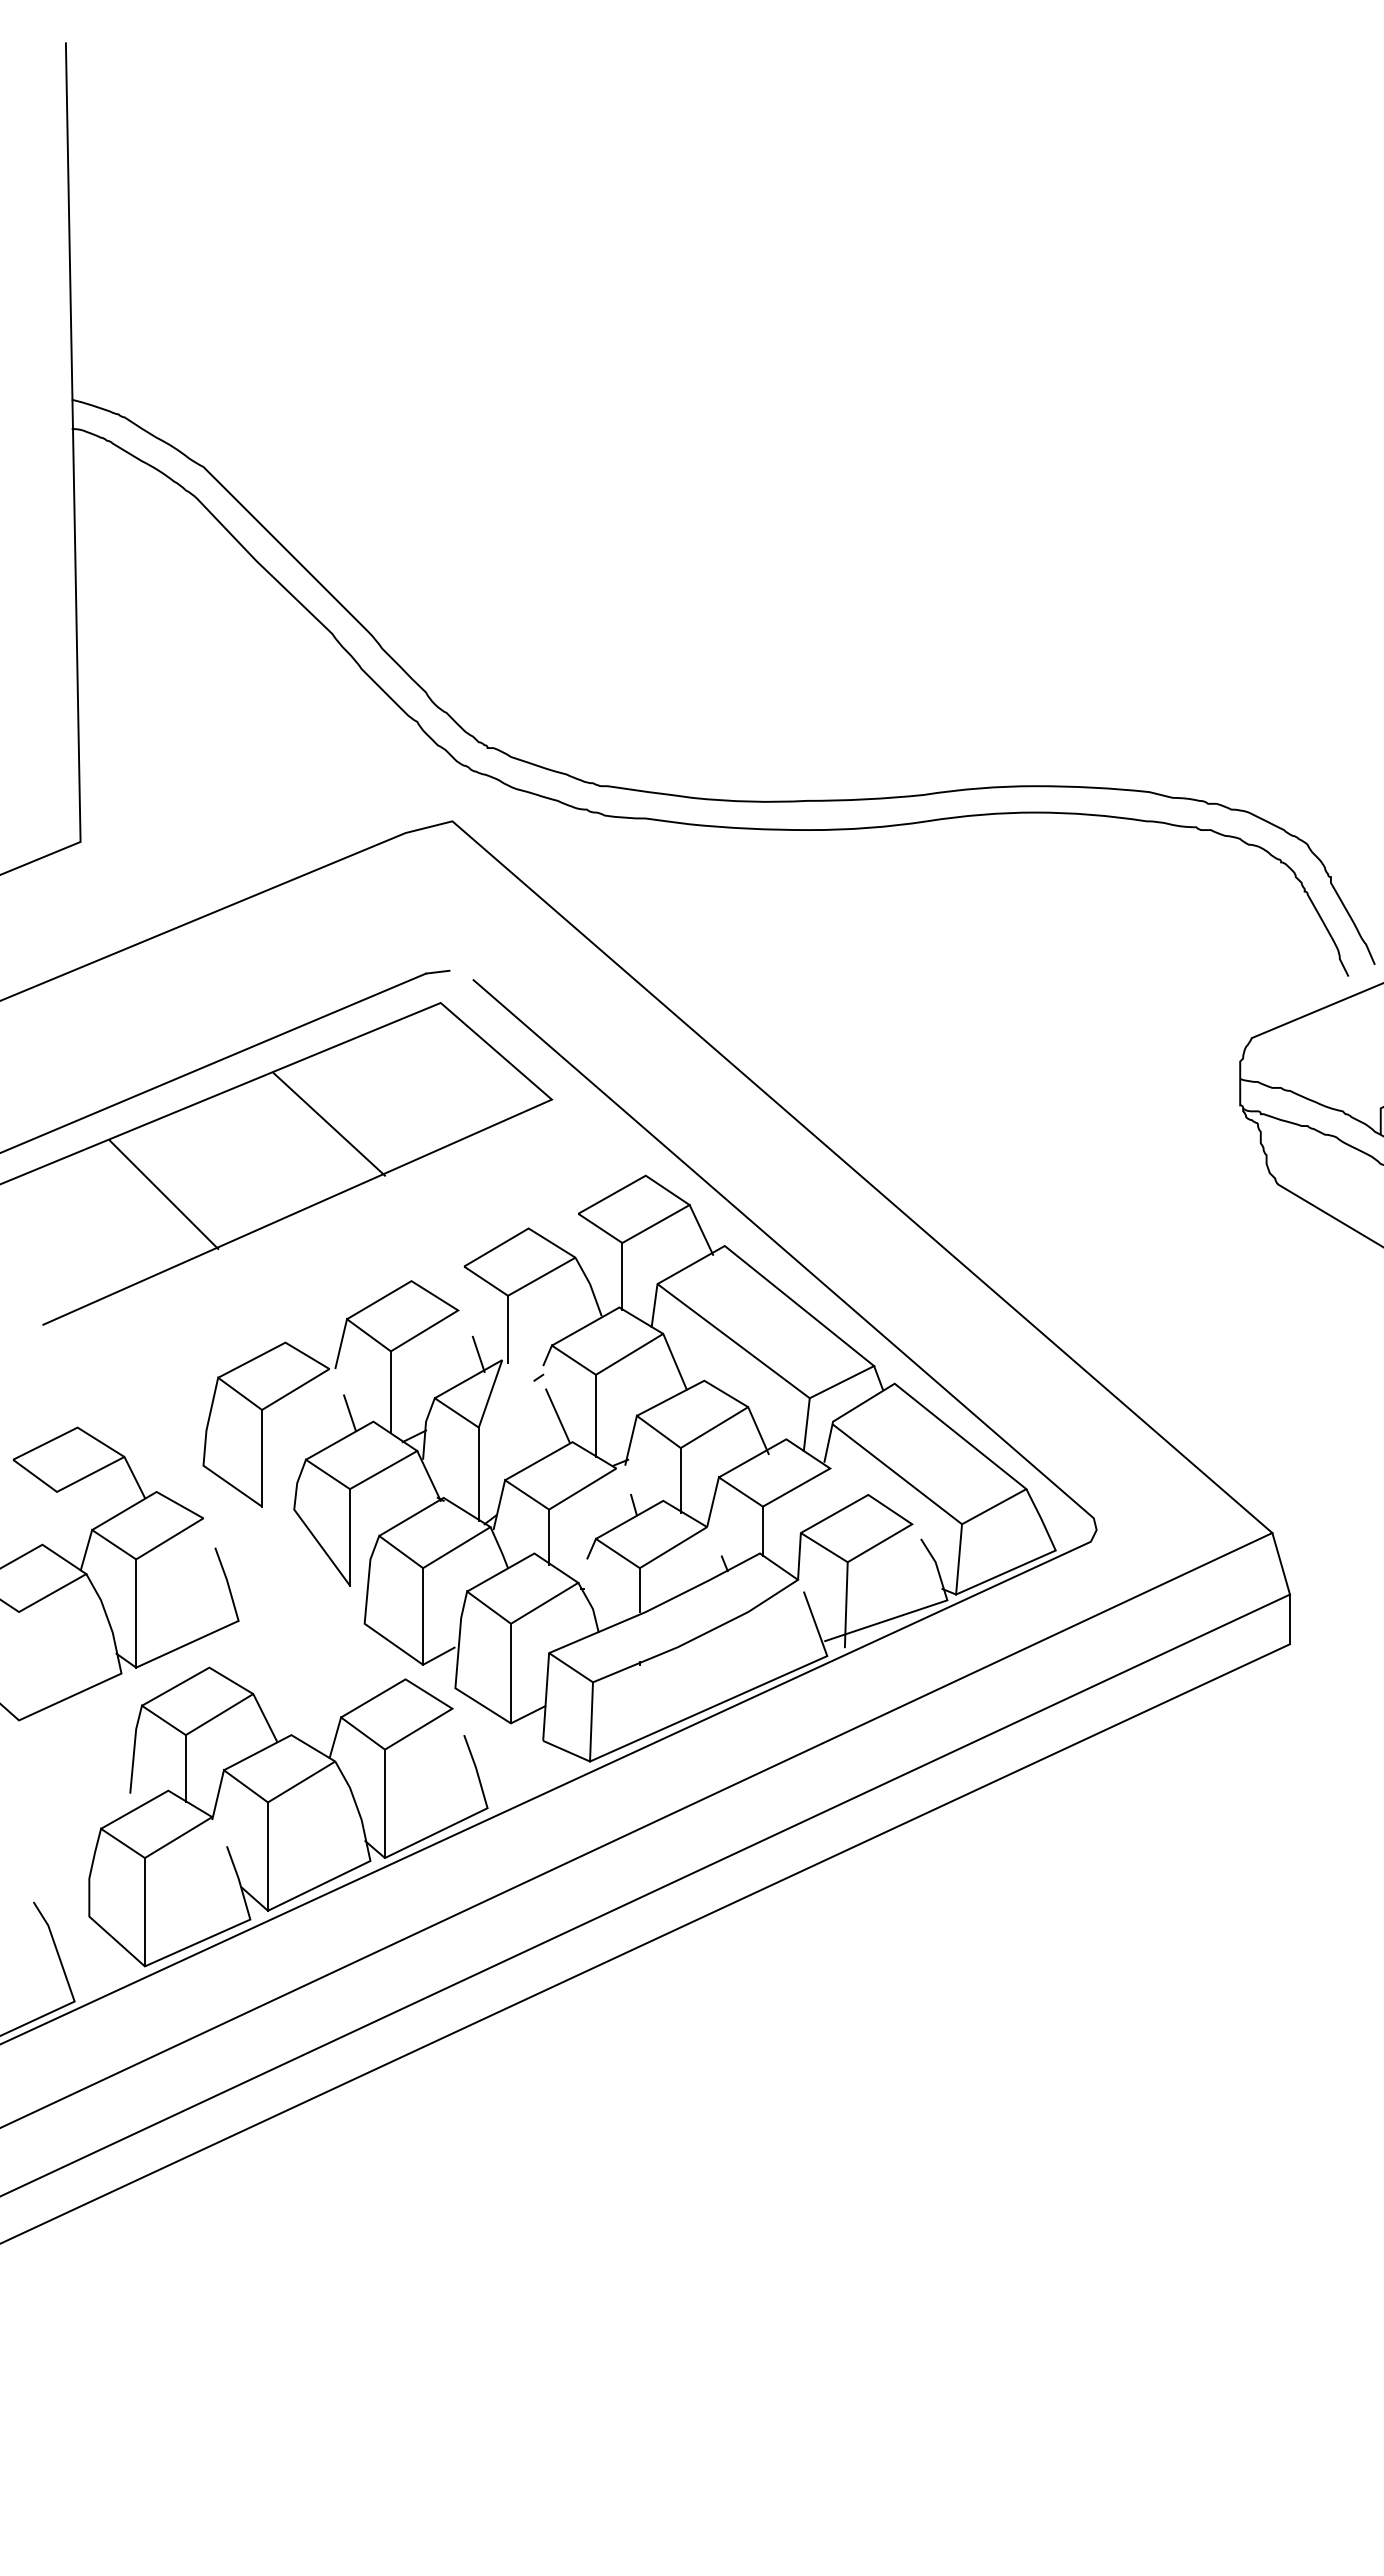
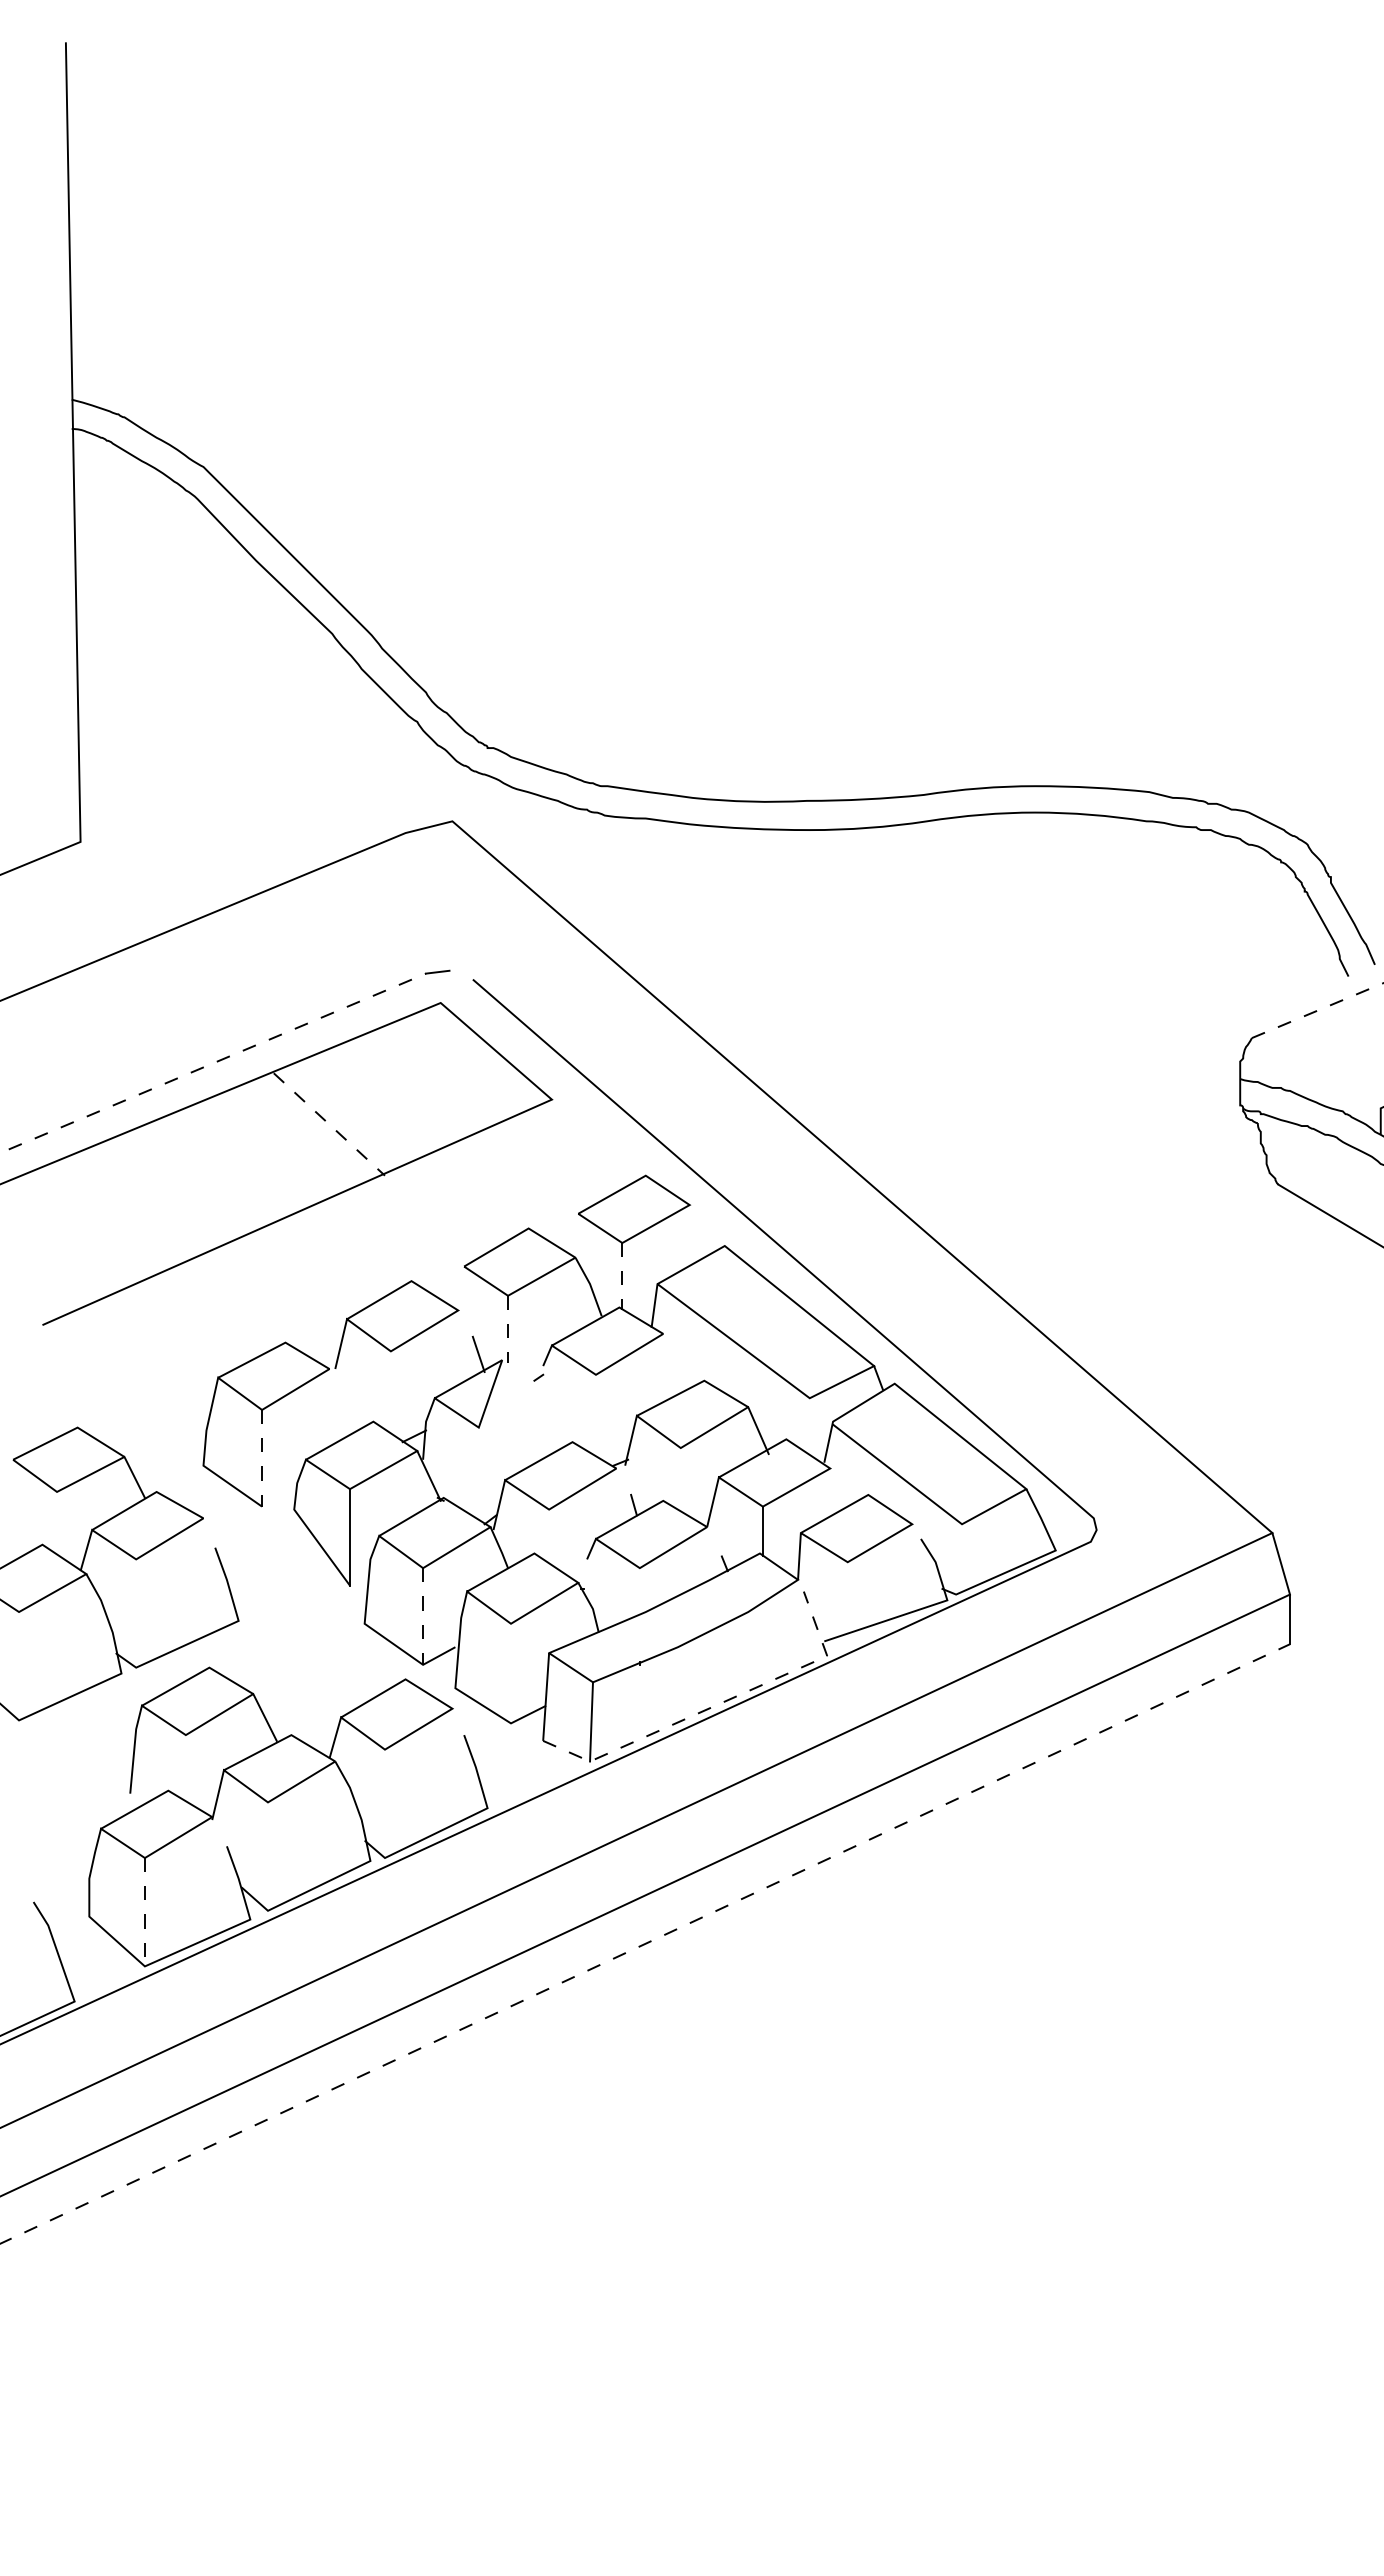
line: solid -> dashed (1318, 1010)
line: solid -> dashed (213, 1063)
line: solid -> dashed (329, 1124)
line: present -> none (163, 1194)
line: present -> none (701, 1229)
line: solid -> dashed (622, 1276)
line: solid -> dashed (508, 1329)
line: present -> none (674, 1361)
line: present -> none (390, 1392)
line: present -> none (349, 1412)
line: present -> none (557, 1415)
line: present -> none (595, 1415)
line: present -> none (806, 1424)
line: solid -> dashed (262, 1458)
line: present -> none (478, 1474)
line: present -> none (680, 1480)
line: present -> none (549, 1537)
line: present -> none (959, 1559)
line: present -> none (639, 1590)
line: present -> none (845, 1604)
line: present -> none (136, 1613)
line: solid -> dashed (423, 1617)
line: present -> none (511, 1673)
line: solid -> dashed (716, 1705)
line: present -> none (185, 1768)
line: present -> none (384, 1803)
line: present -> none (267, 1856)
line: solid -> dashed (144, 1912)
line: solid -> dashed (645, 1943)
